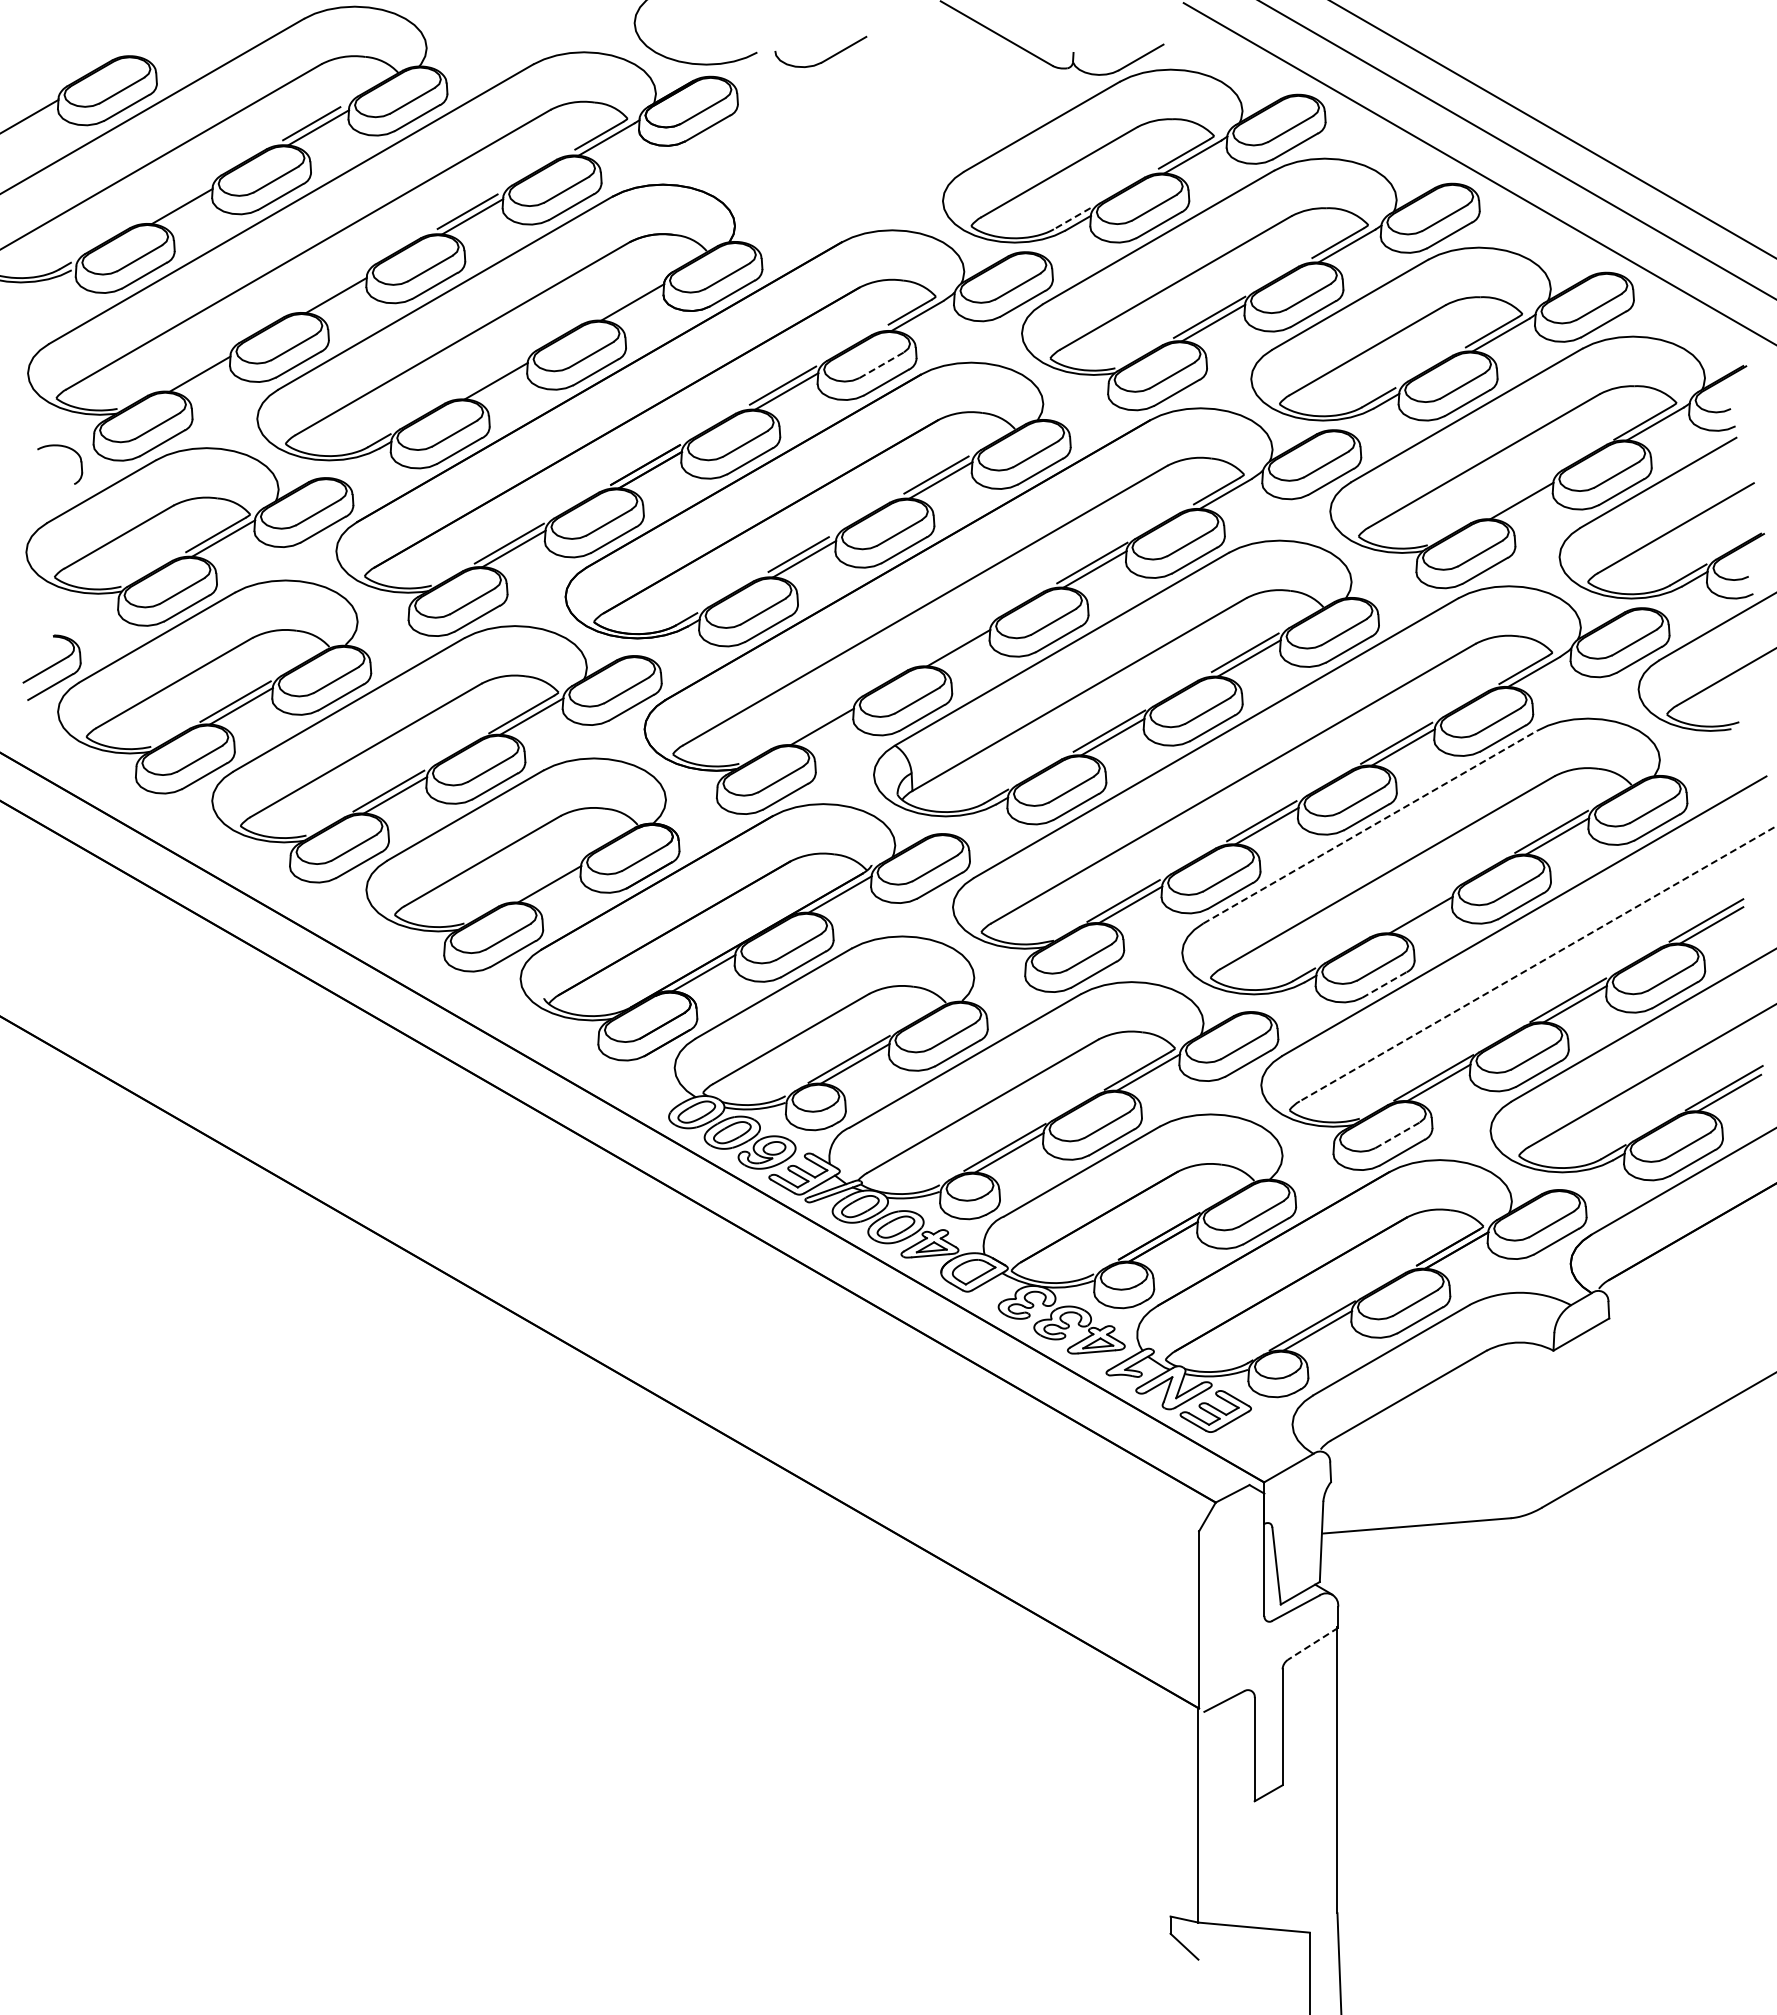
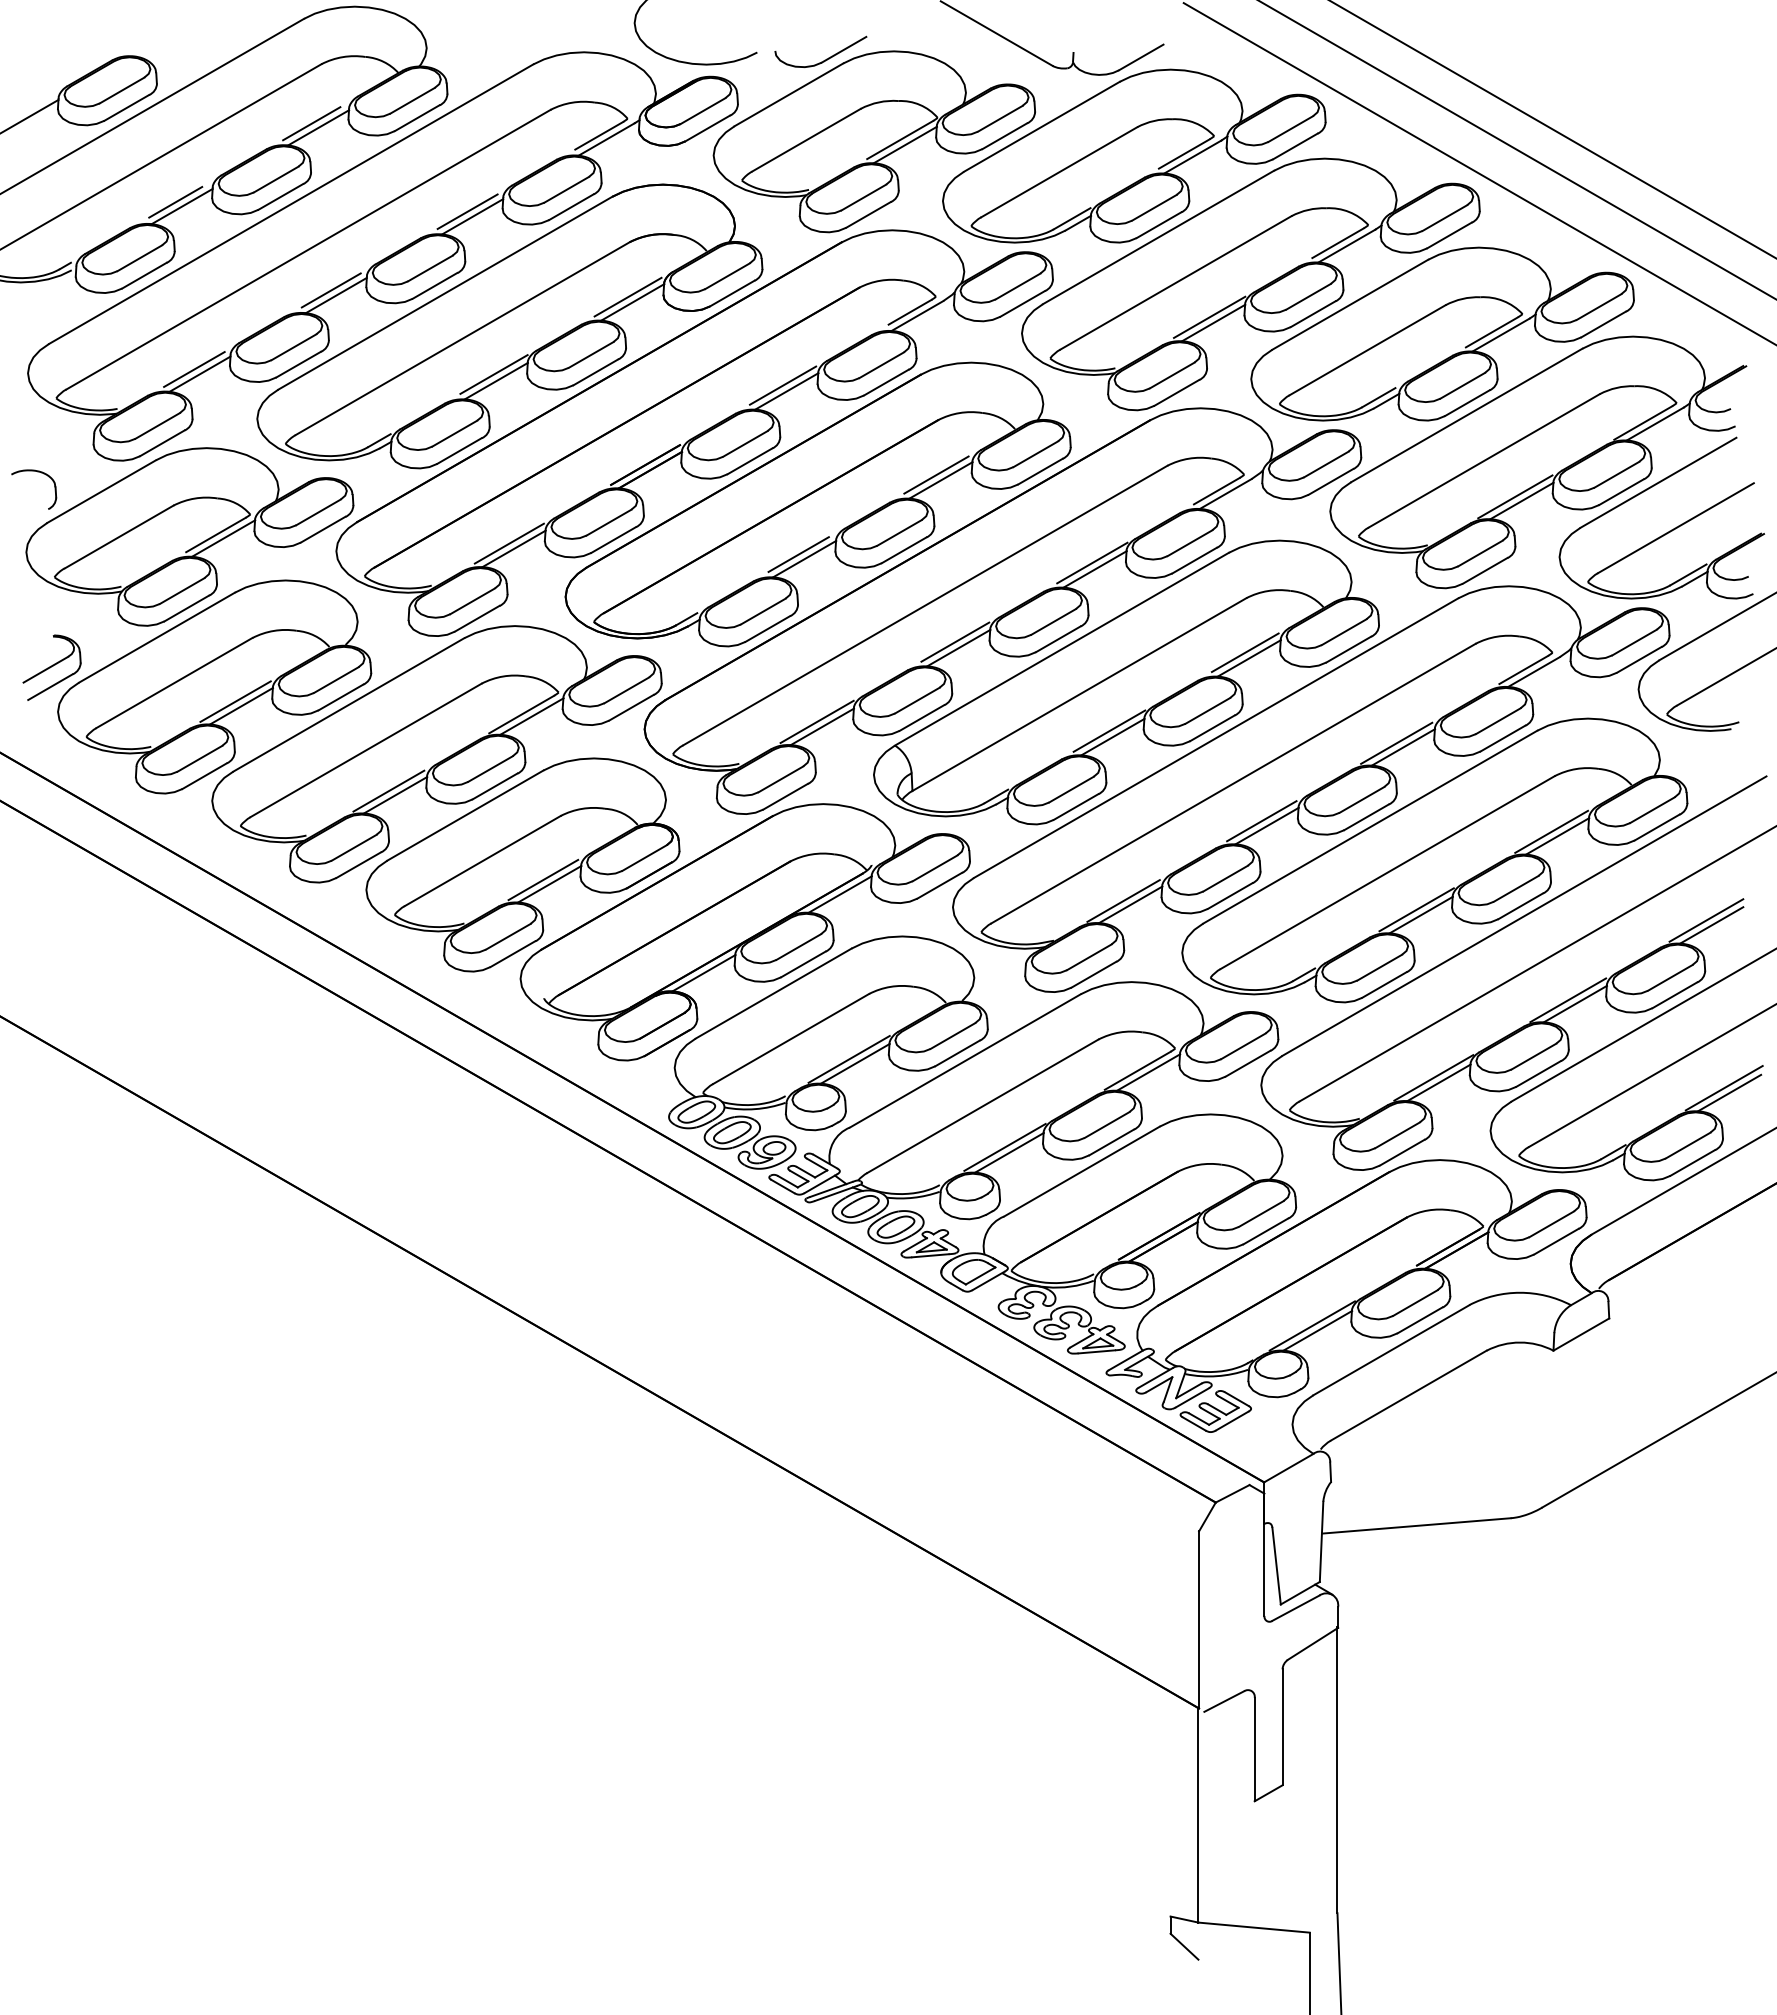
part: none -> present (873, 141)
line: none -> present (175, 201)
line: dashed -> solid (1071, 218)
line: none -> present (330, 290)
line: none -> present (627, 296)
line: dashed -> solid (881, 365)
line: none -> present (194, 369)
line: none -> present (493, 374)
part position: (63, 447) -> (37, 472) (37, 472)
line: none -> present (1515, 496)
line: none -> present (955, 641)
line: none -> present (816, 721)
line: dashed -> solid (1370, 827)
line: none -> present (543, 879)
line: none -> present (1416, 909)
line: dashed -> solid (1537, 964)
line: dashed -> solid (1384, 985)
line: dashed -> solid (1397, 1135)
line: dashed -> solid (1312, 1643)
